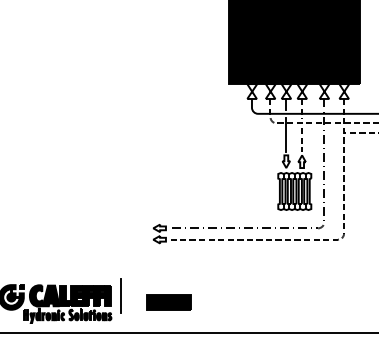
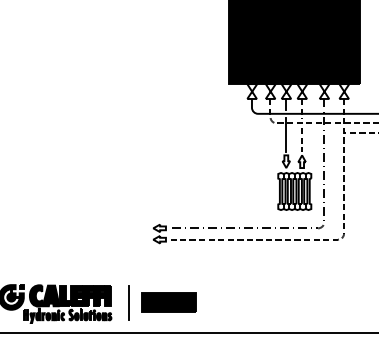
line position: (120, 295) -> (128, 302) (128, 302)
part size: 46x17 px -> 56x21 px (168, 302)
